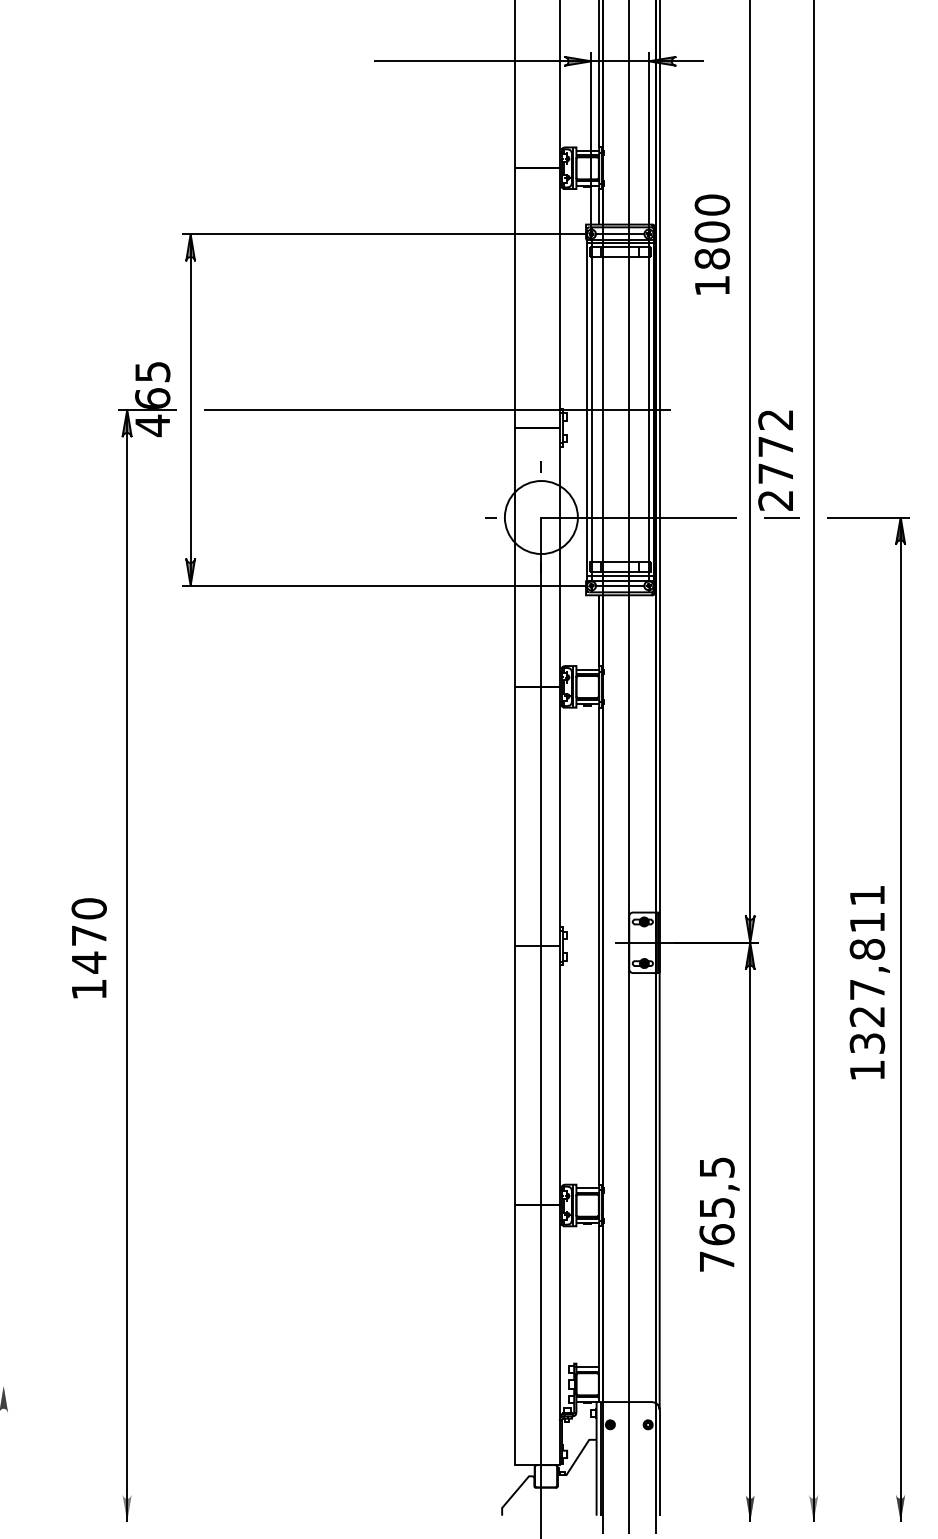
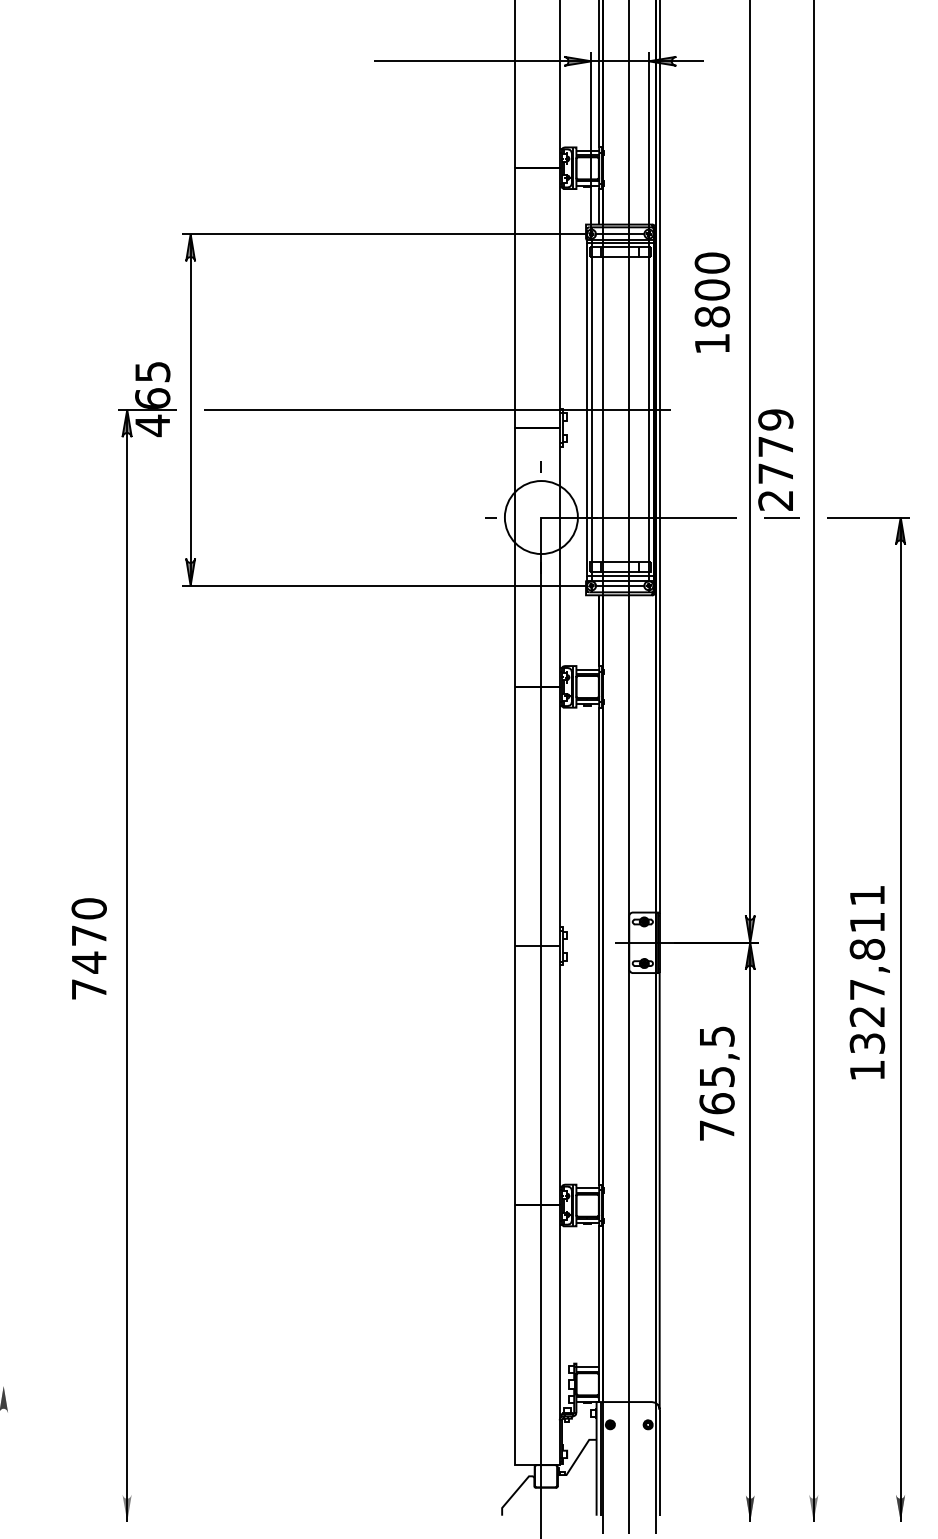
text position: (712, 244) -> (712, 302) (712, 302)
text: 2772 -> 2779 (775, 419)
text: 1470 -> 7470 (89, 989)
text position: (719, 1214) -> (719, 1083) (719, 1083)
